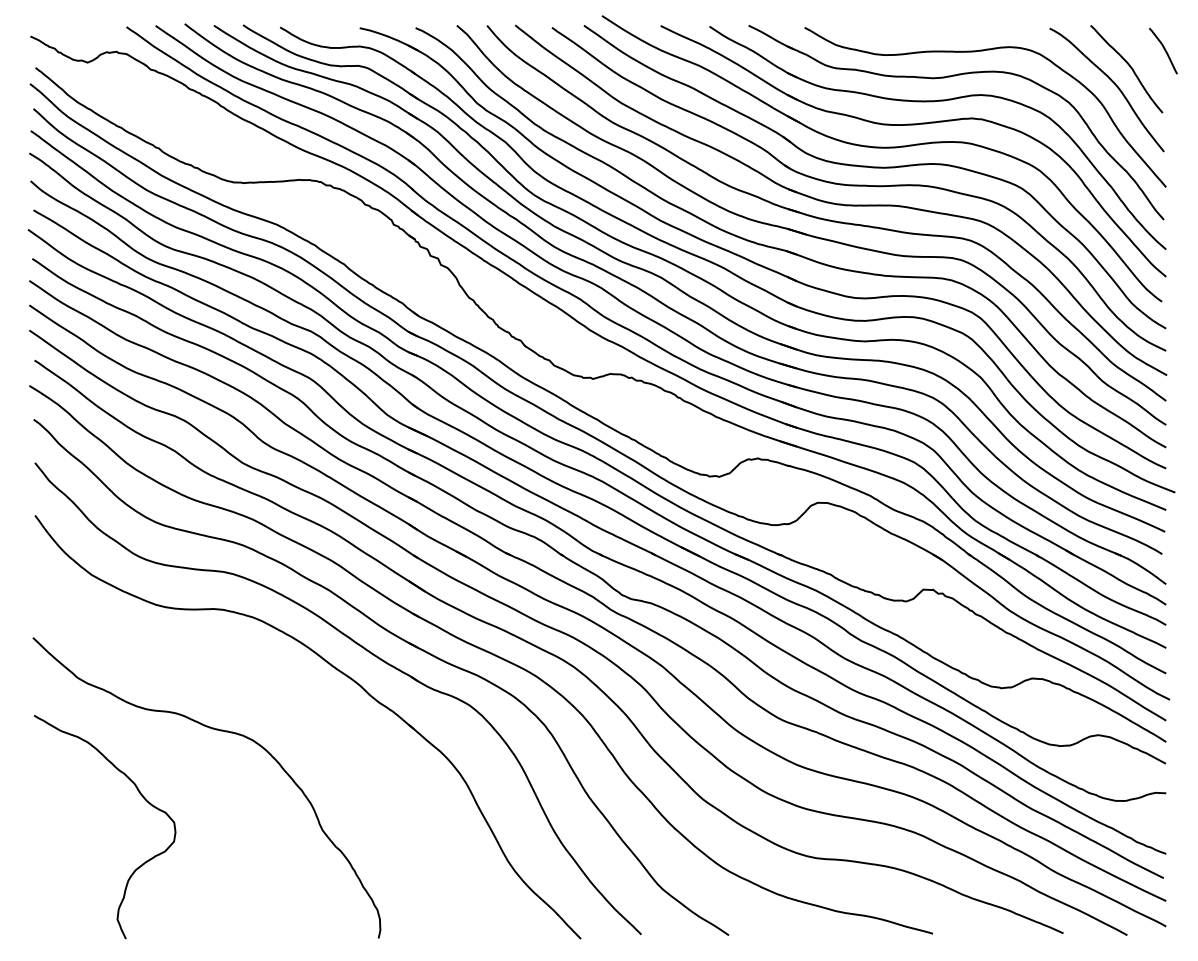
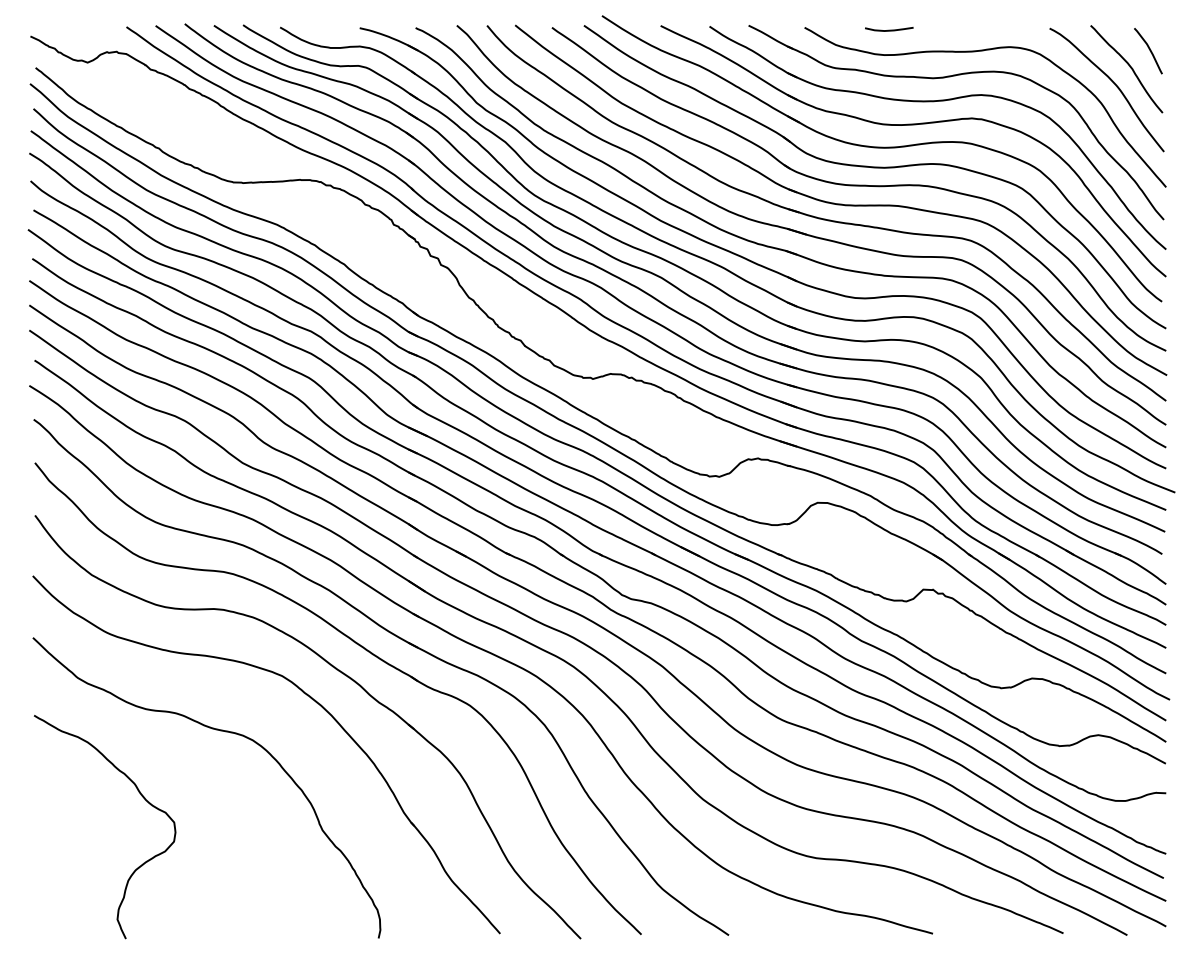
curve: none -> present (889, 29)
curve position: (1164, 50) -> (1149, 50) (1149, 50)
part: none -> present (307, 696)
